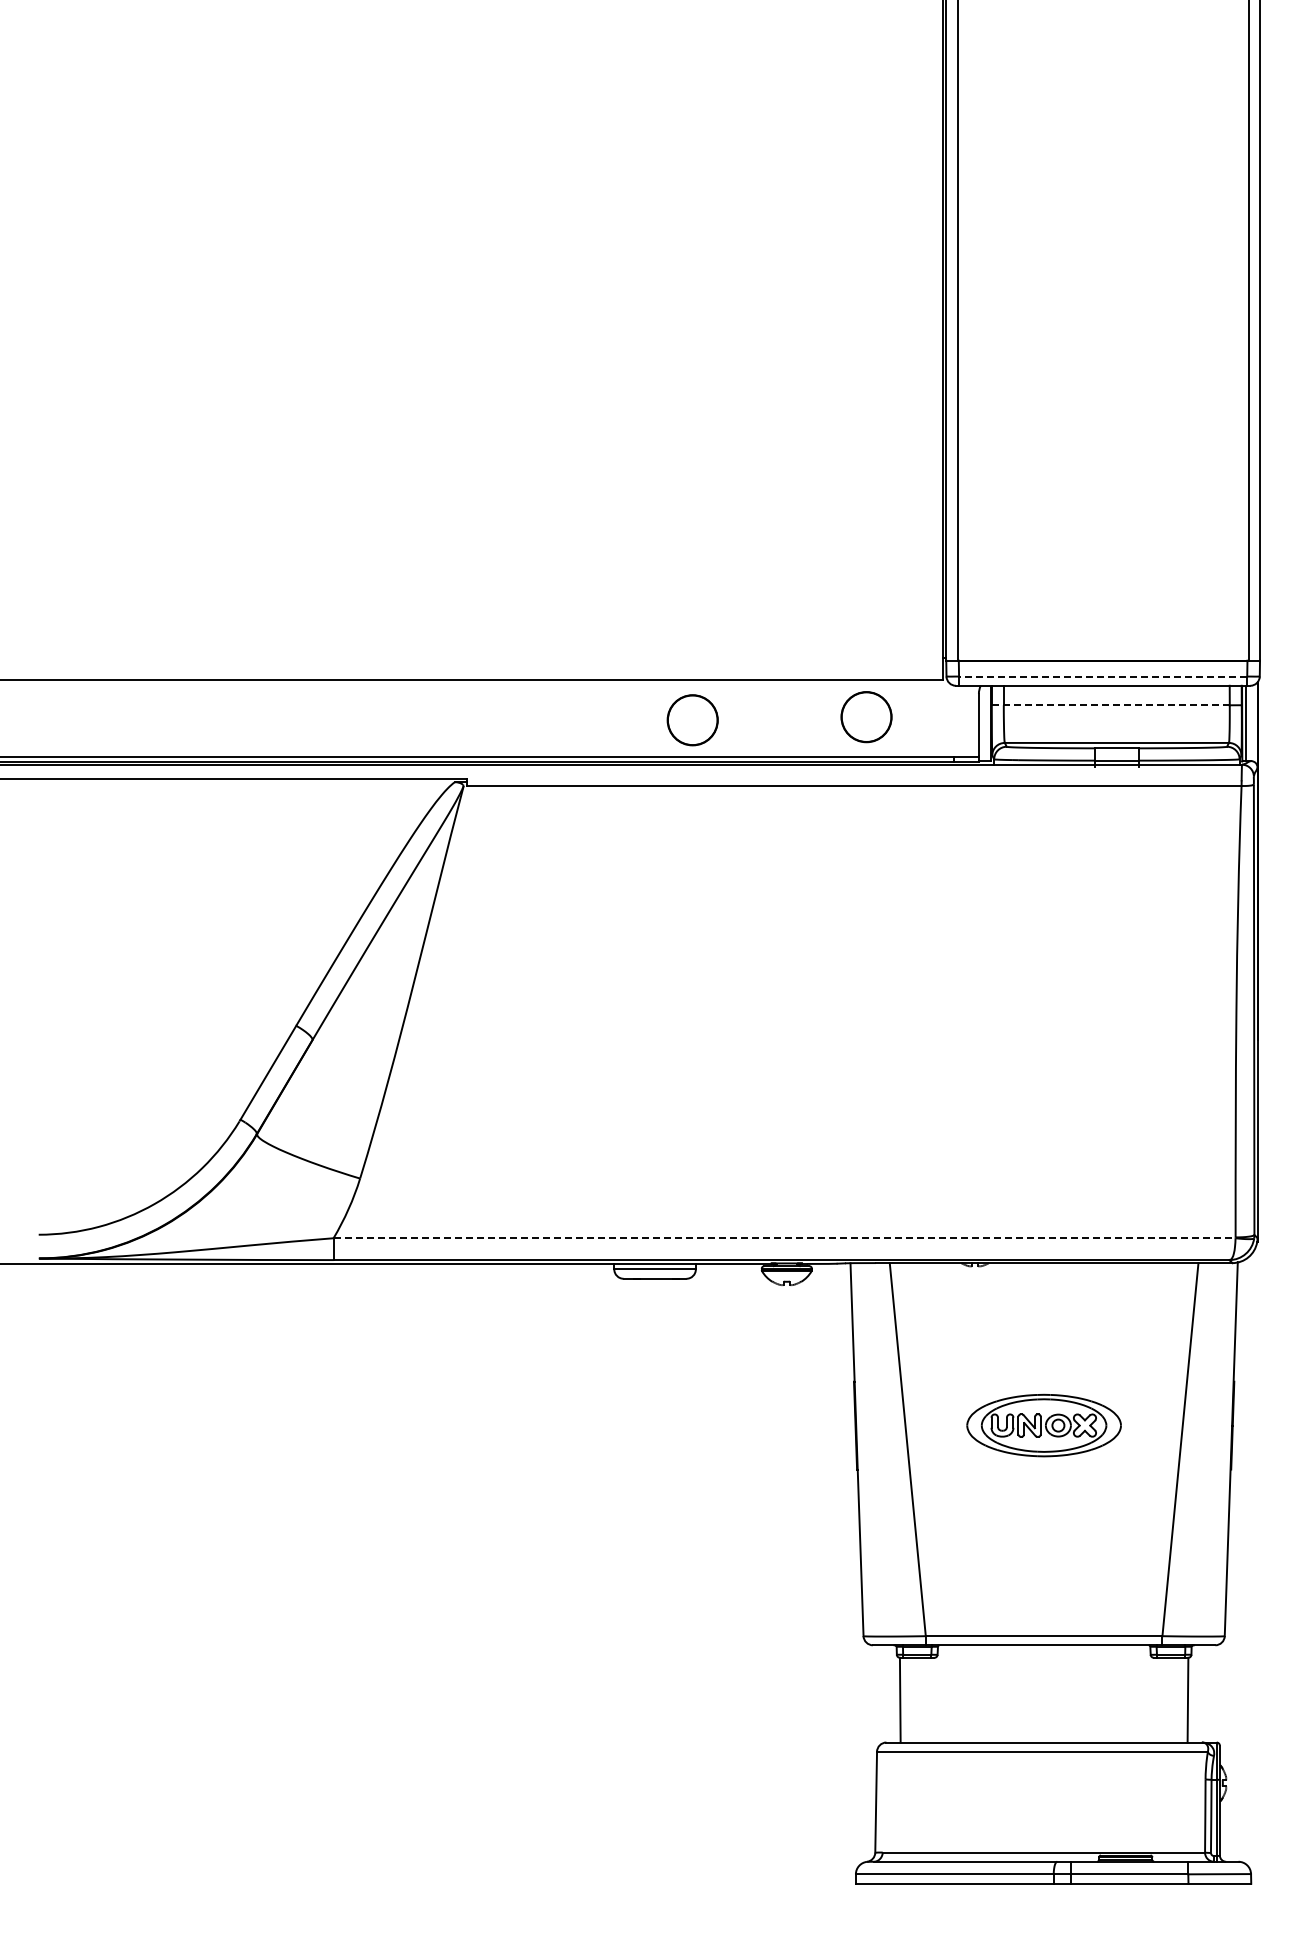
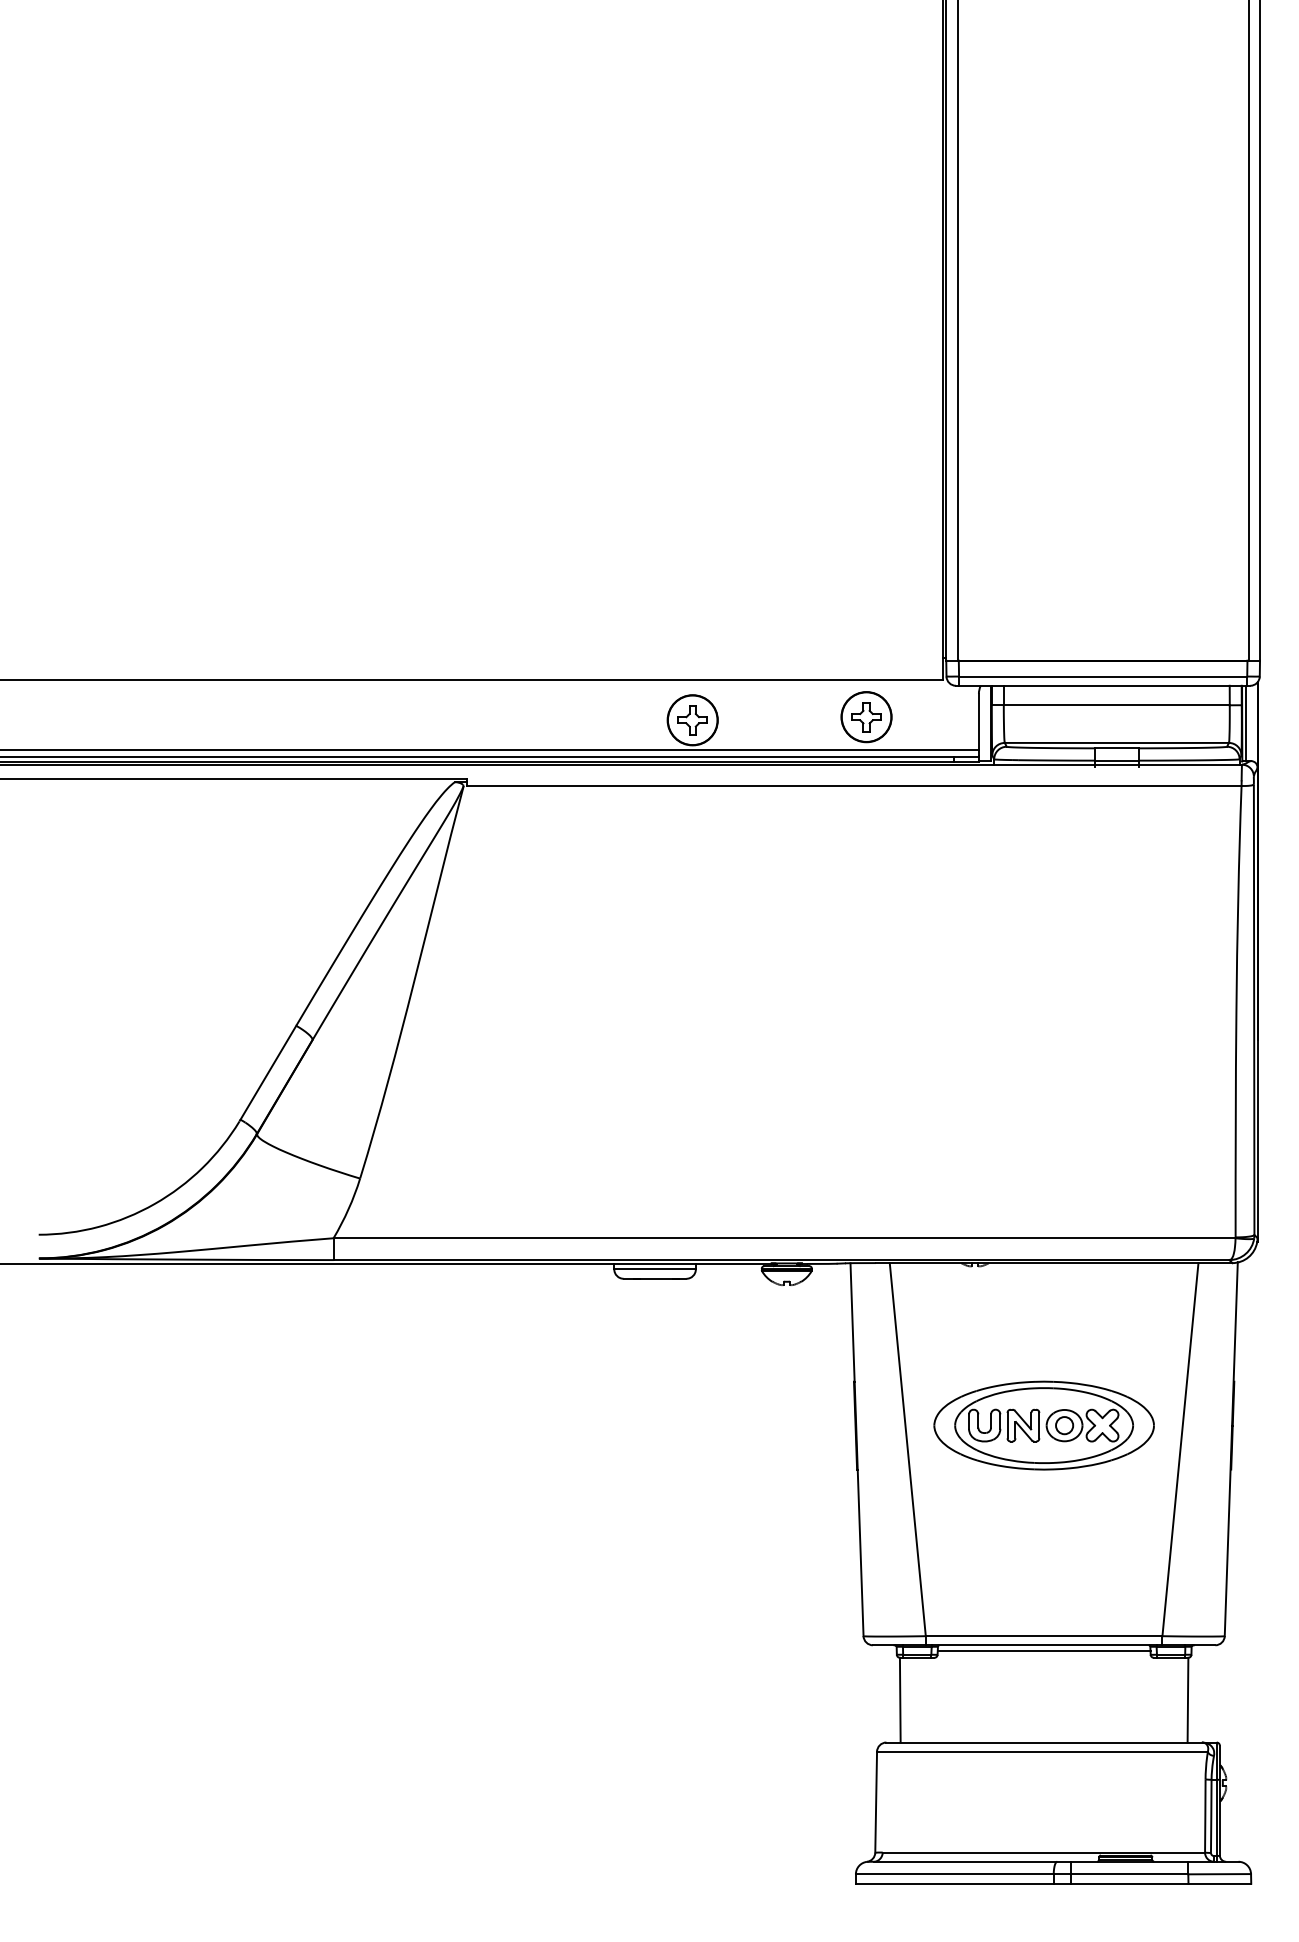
line: dashed -> solid (1102, 676)
line: dashed -> solid (1110, 705)
part: none -> present (866, 717)
part: none -> present (692, 720)
line: none -> present (490, 750)
line: dashed -> solid (784, 1238)
part size: 156x65 px -> 222x91 px (1043, 1425)
line: none -> present (1043, 1651)
